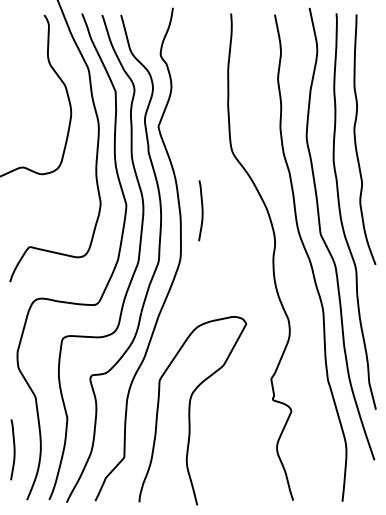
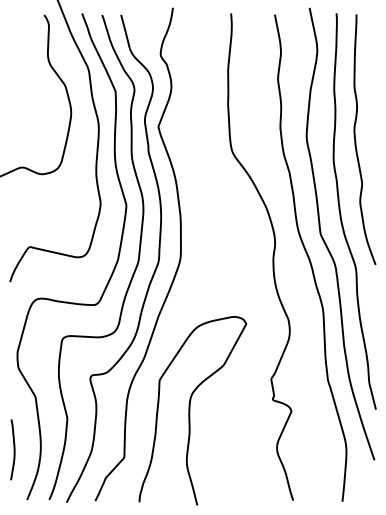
curve: present -> none (201, 210)
